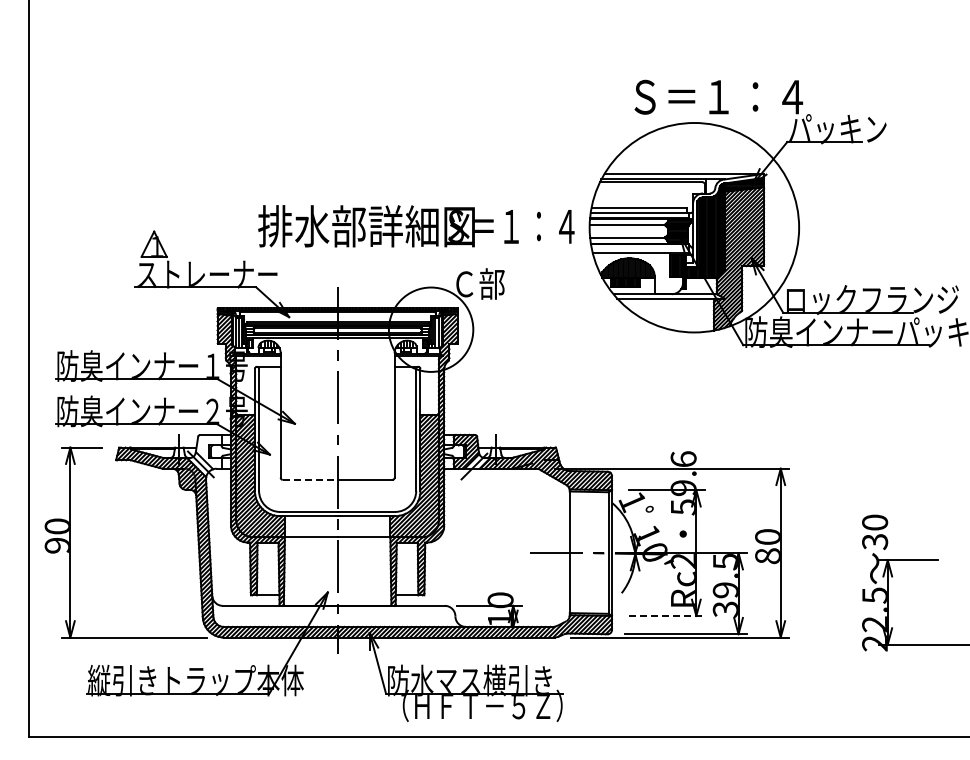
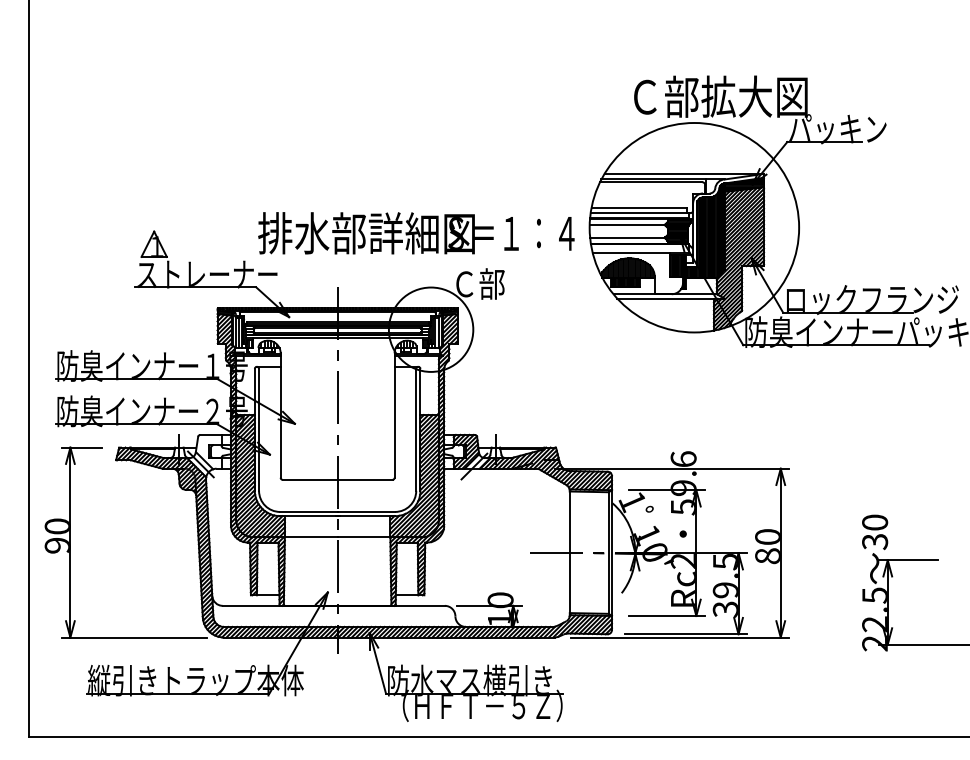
text: Ｓ＝１：４ -> Ｃ部拡大図 (720, 96)
text position: (416, 226) -> (416, 233) (416, 233)
line: dashed -> solid (310, 479)
line: dashed -> solid (666, 615)
